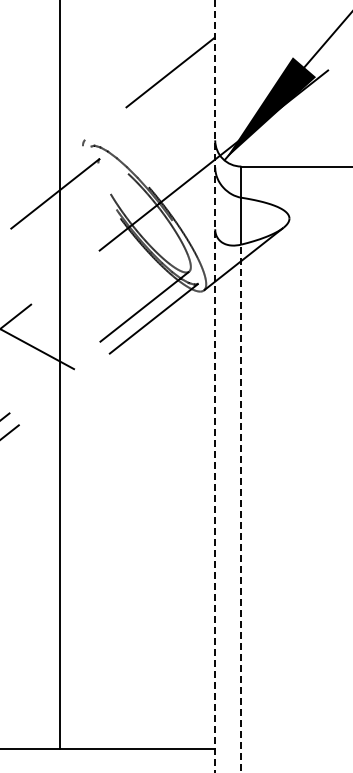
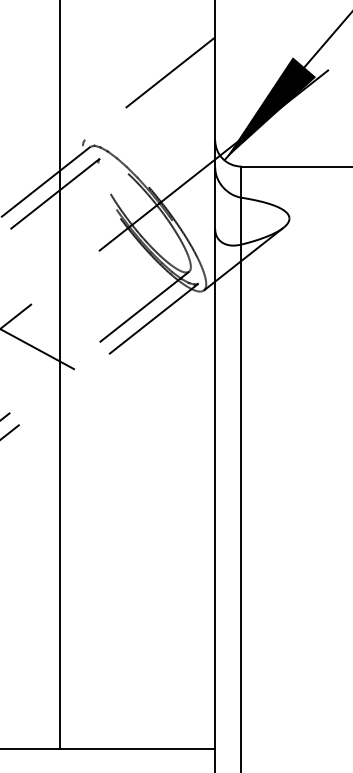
line: none -> present (46, 181)
line: dashed -> solid (215, 386)
line: dashed -> solid (241, 508)
